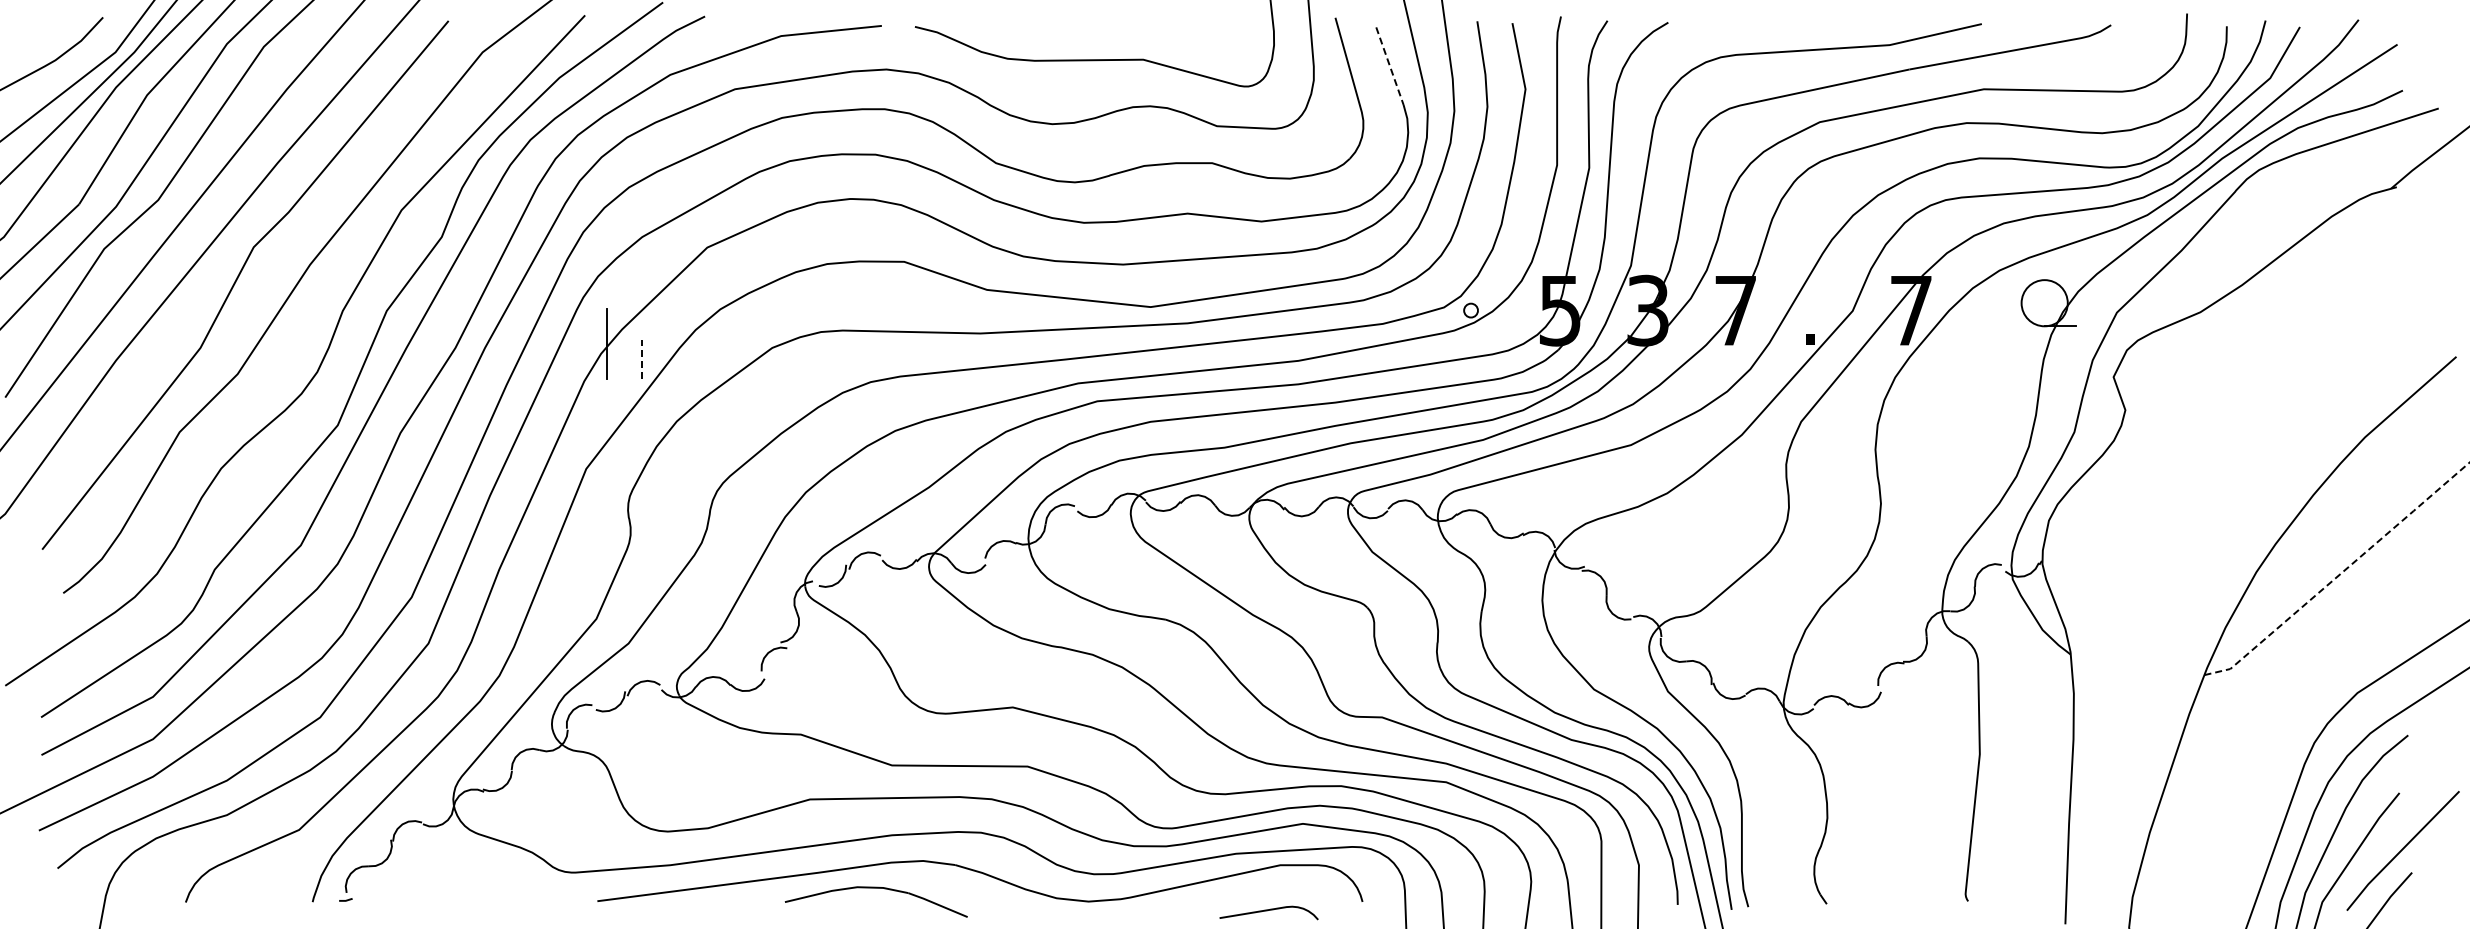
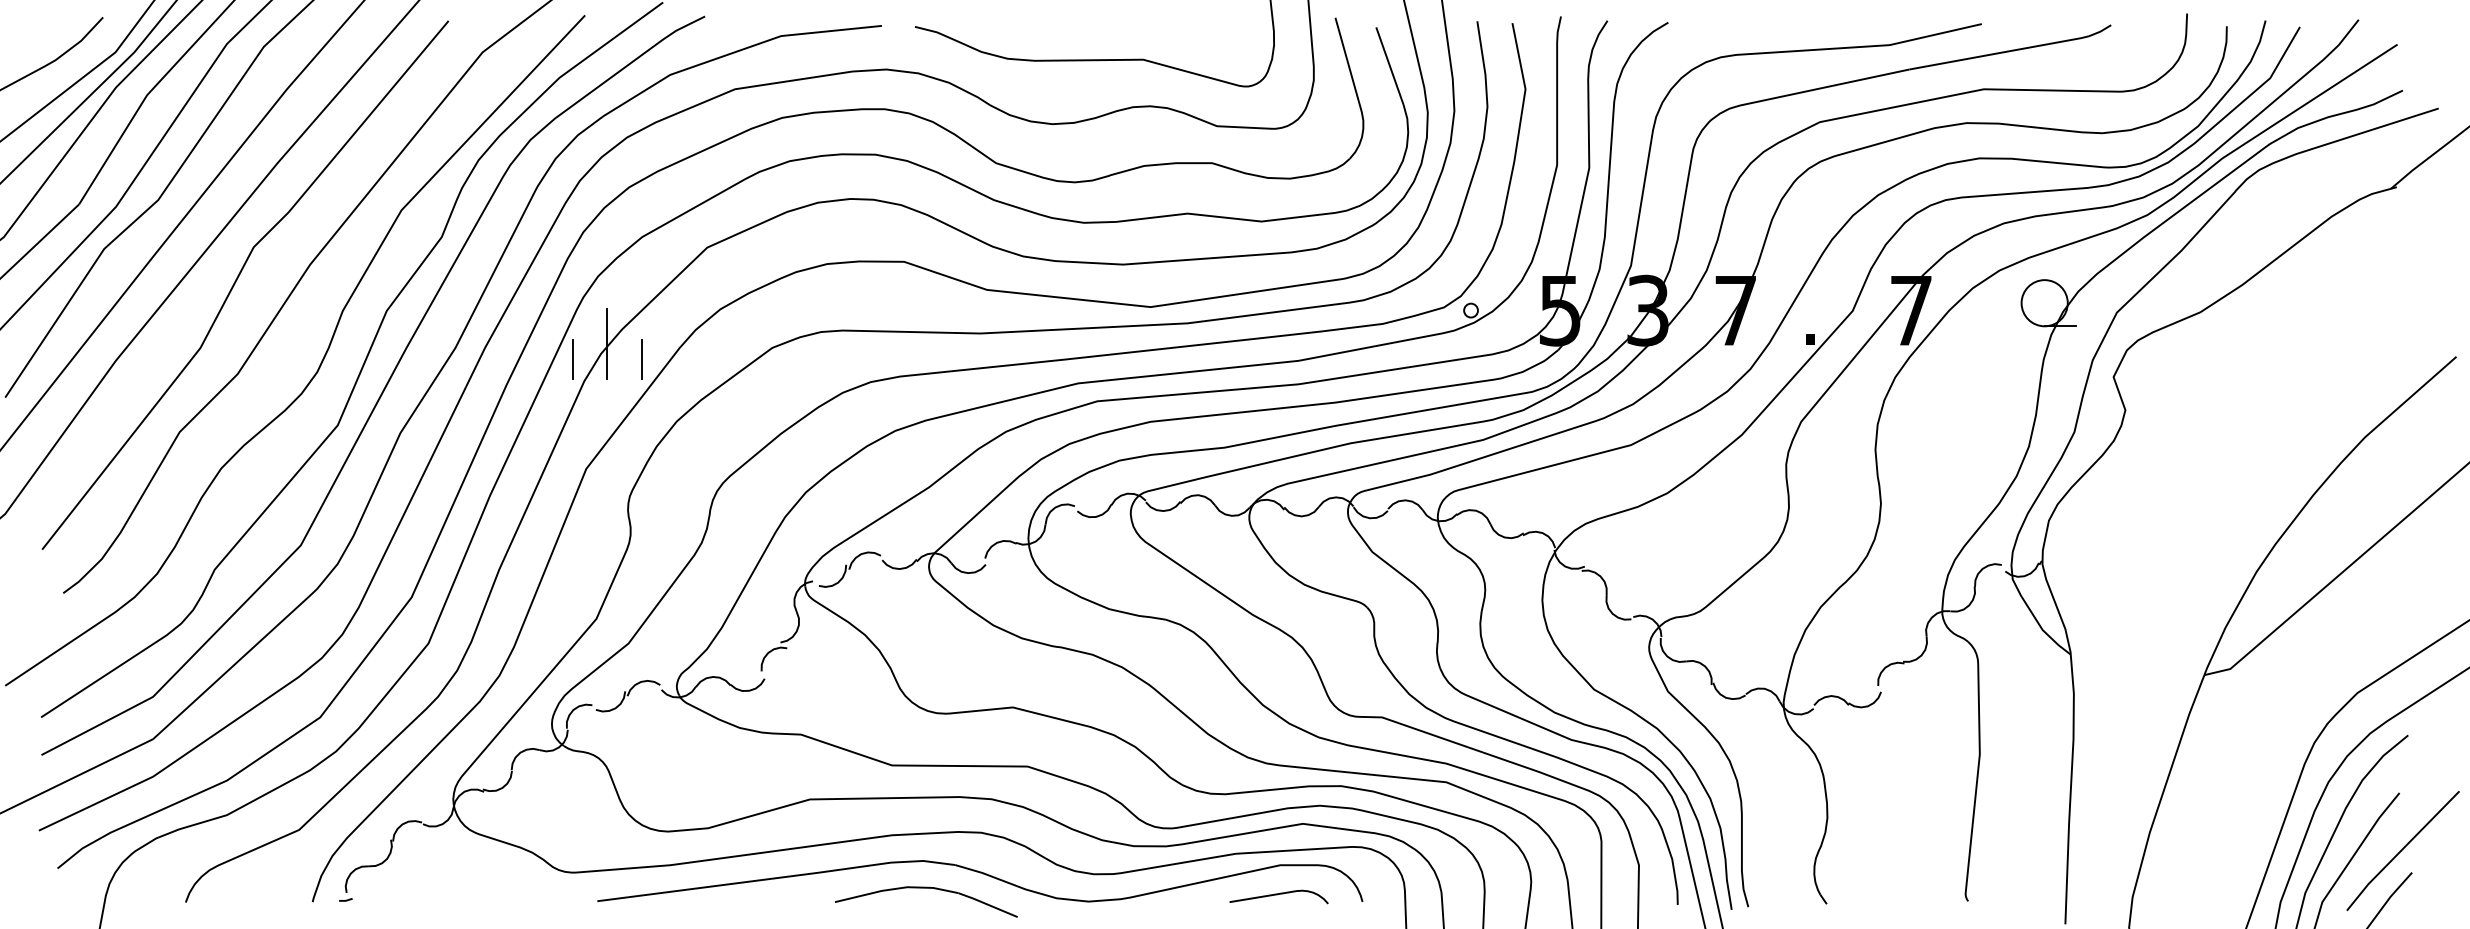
line: dashed -> solid (1390, 66)
line: none -> present (572, 358)
line: dashed -> solid (641, 358)
line: dashed -> solid (2340, 574)
part position: (875, 888) -> (925, 888) (925, 888)
curve position: (1267, 911) -> (1277, 895) (1277, 895)
